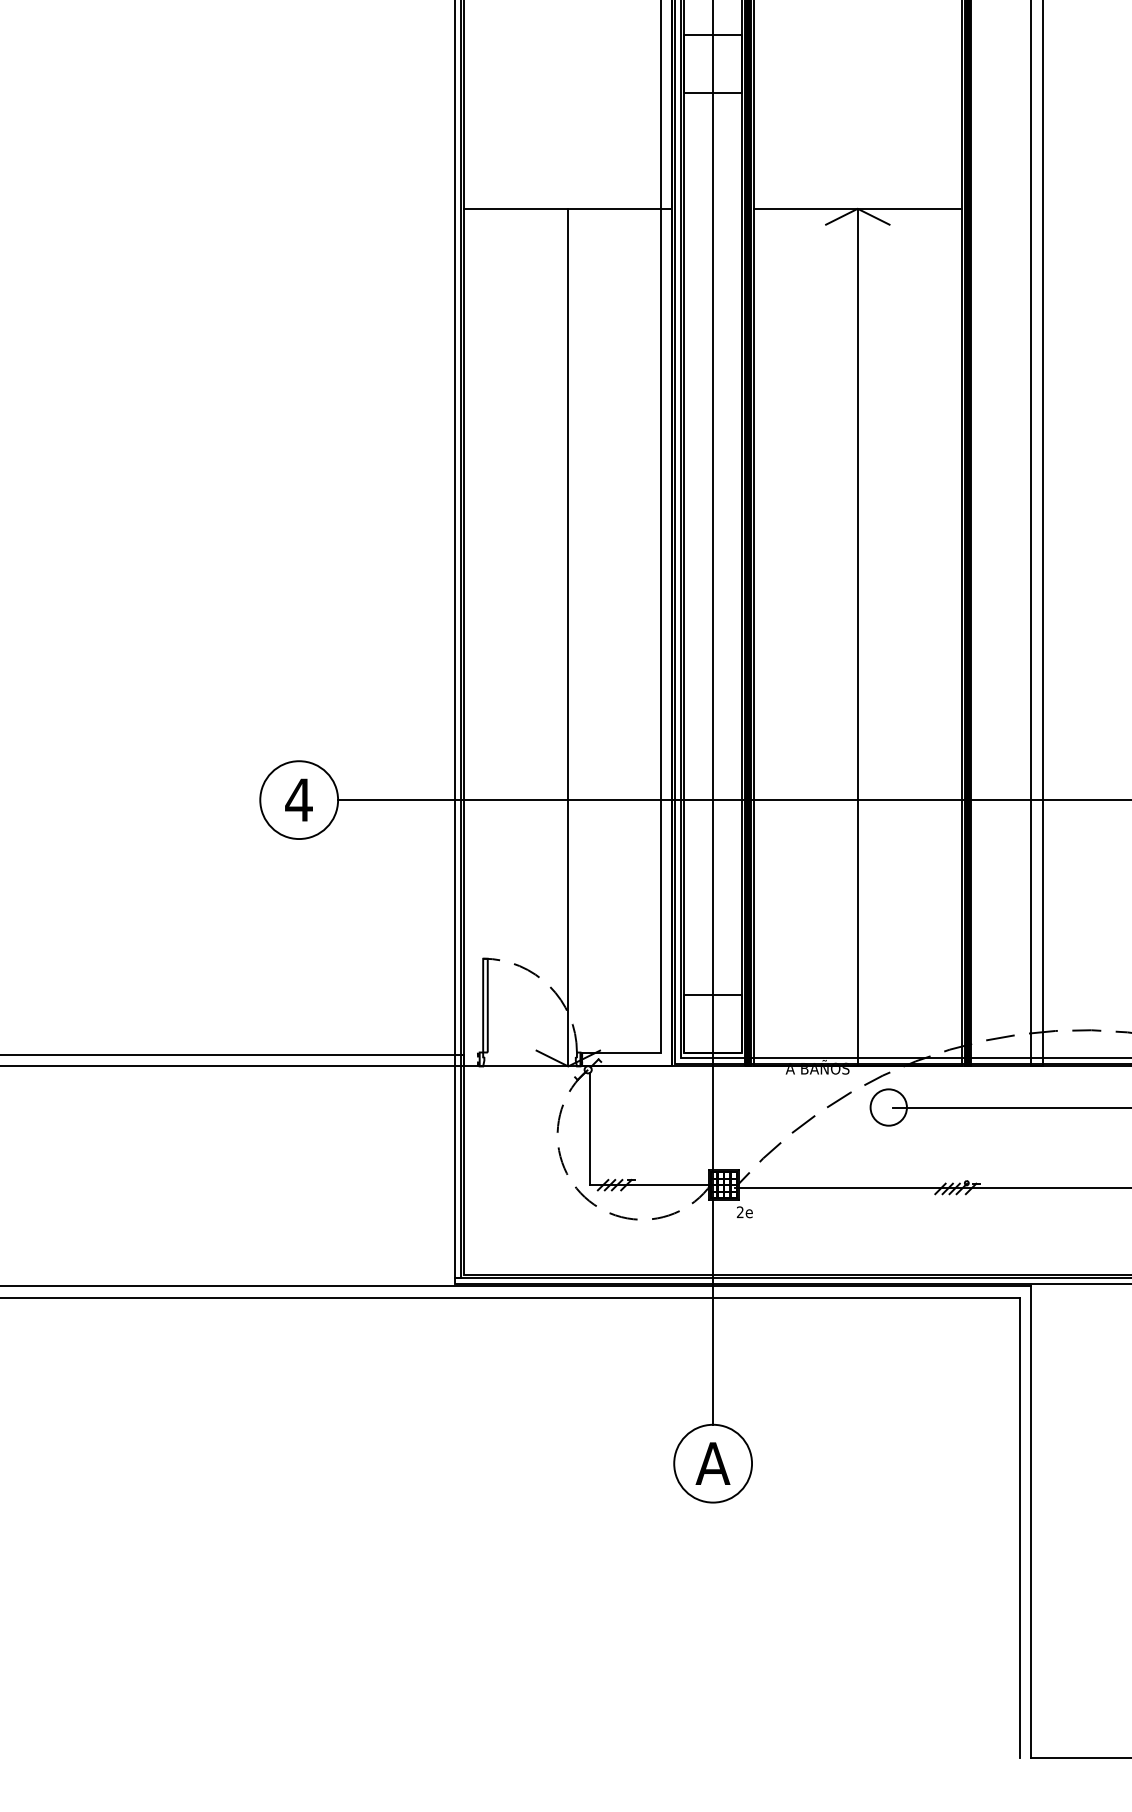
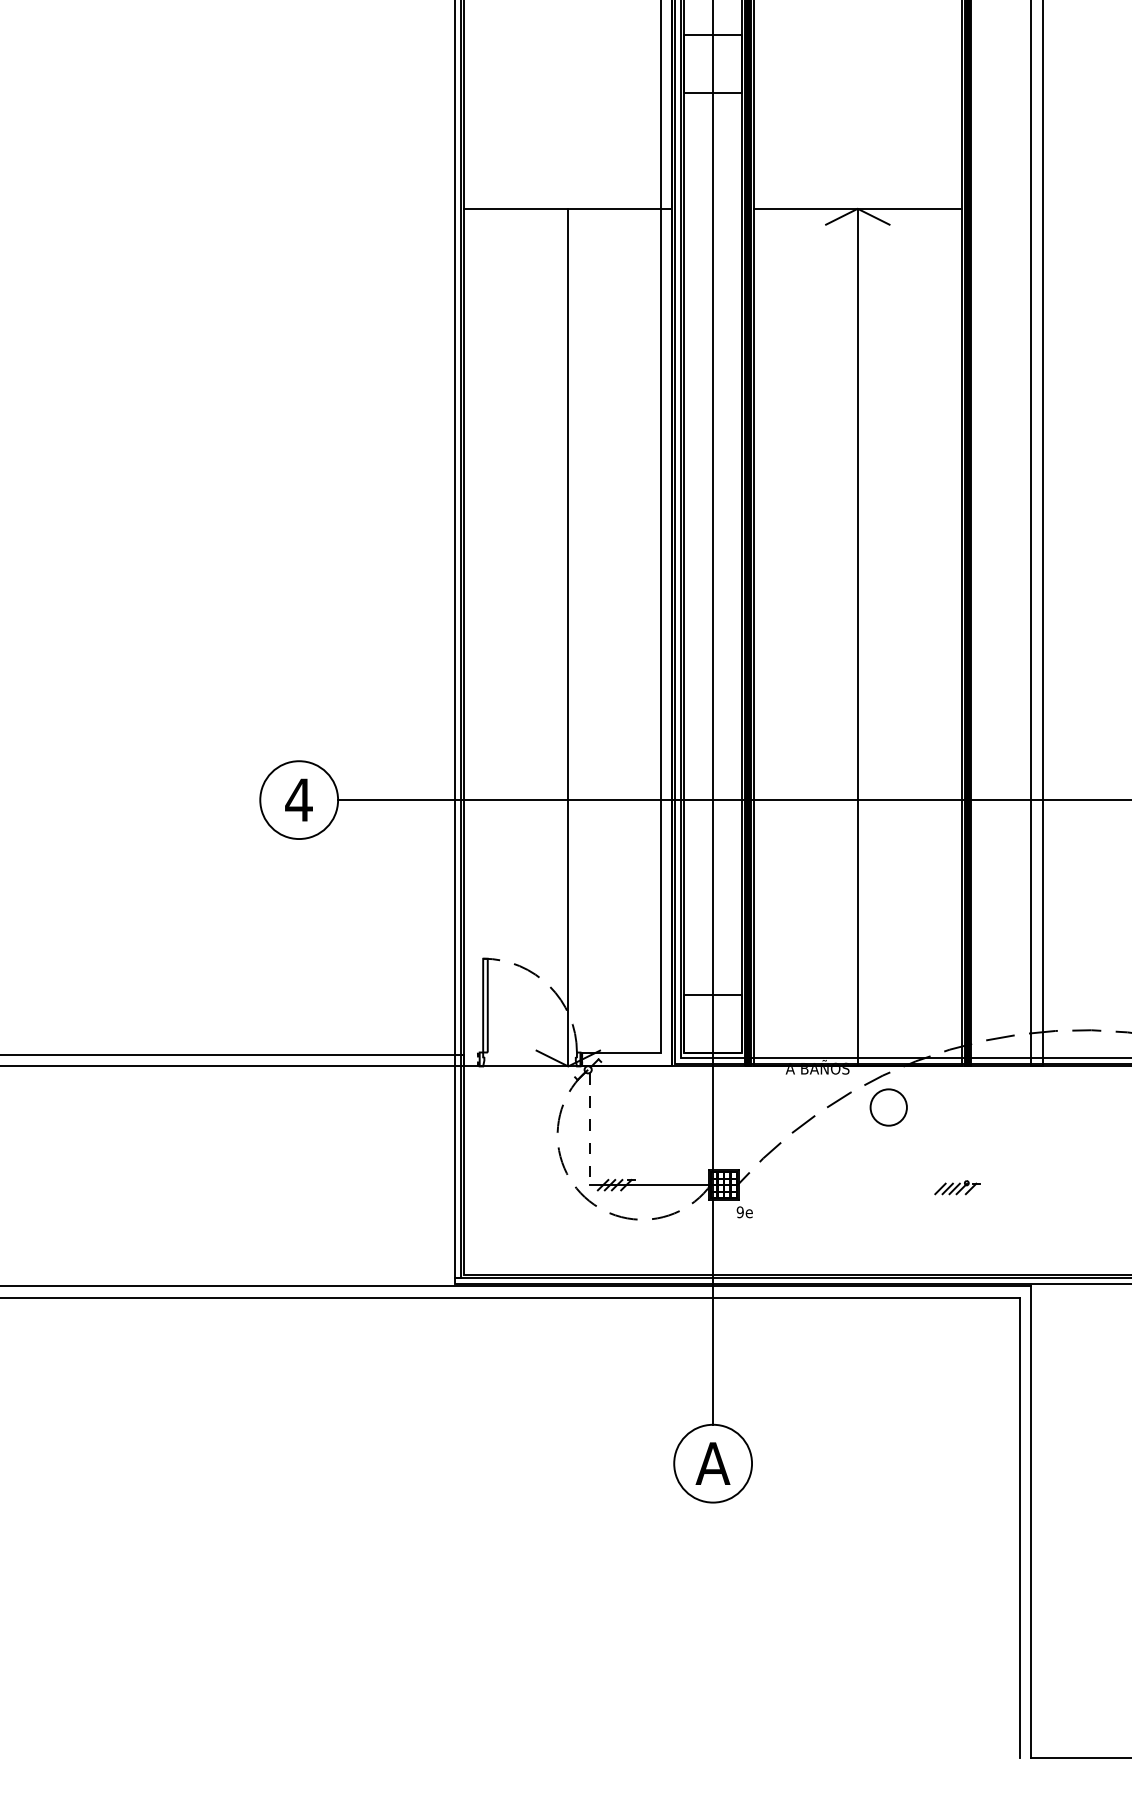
line: present -> none (1010, 1108)
line: solid -> dashed (589, 1129)
line: present -> none (931, 1188)
text: 2e -> 9e (739, 1212)
